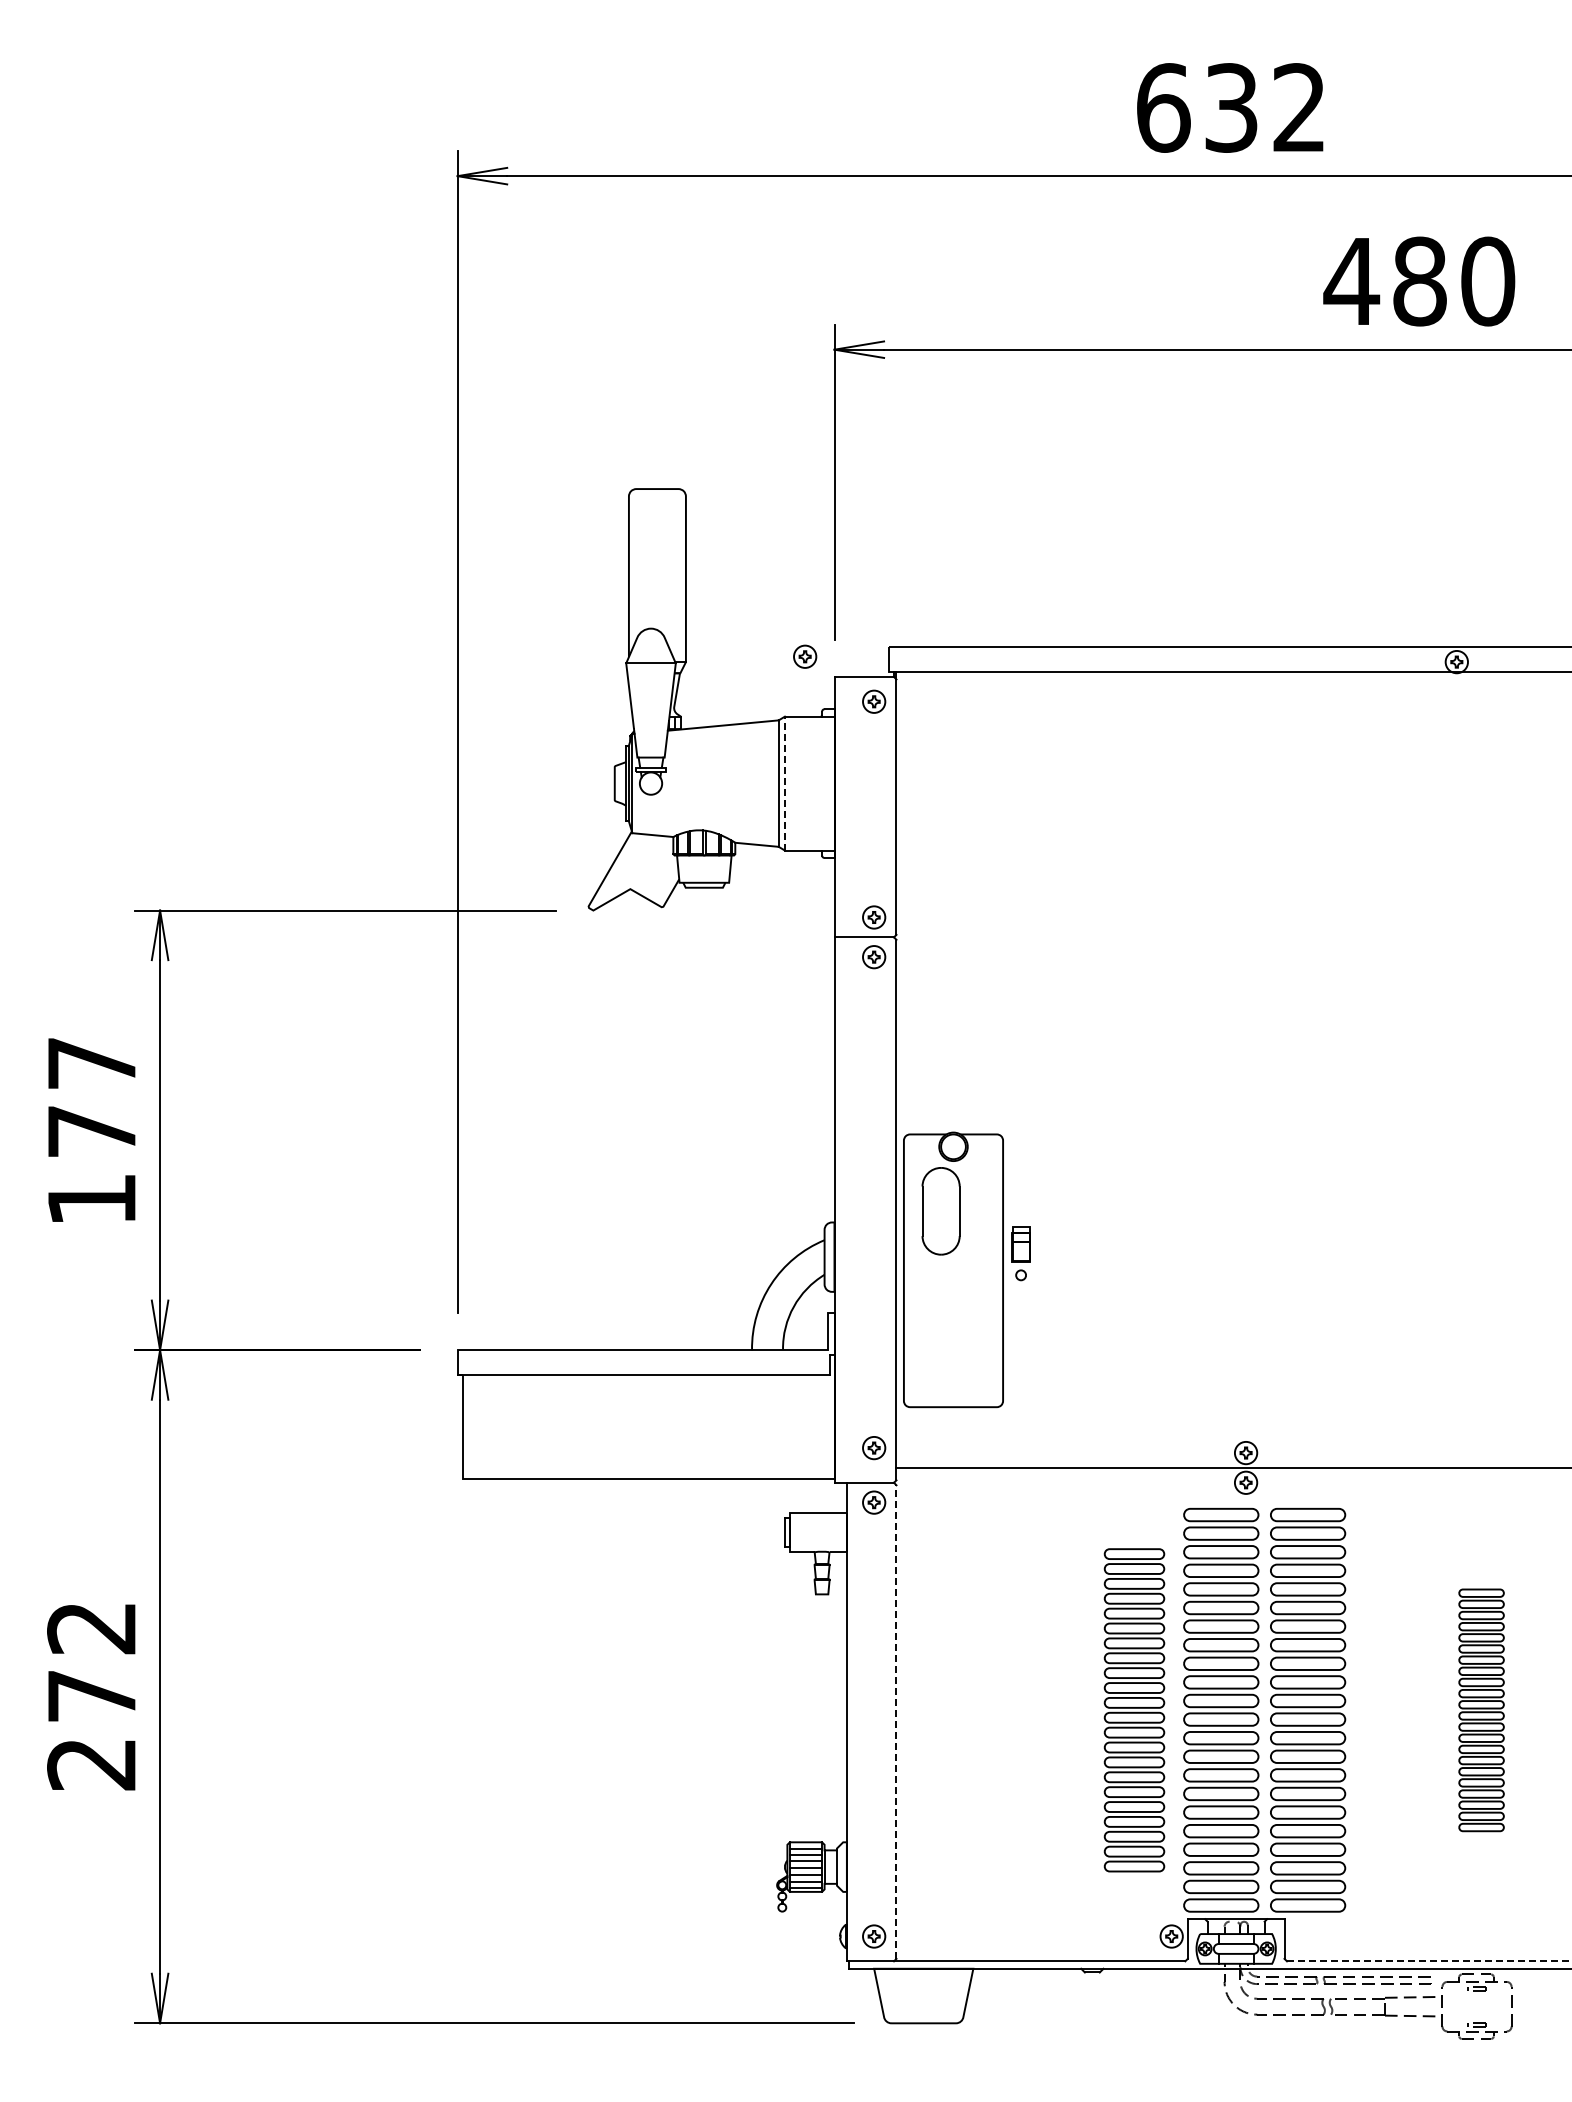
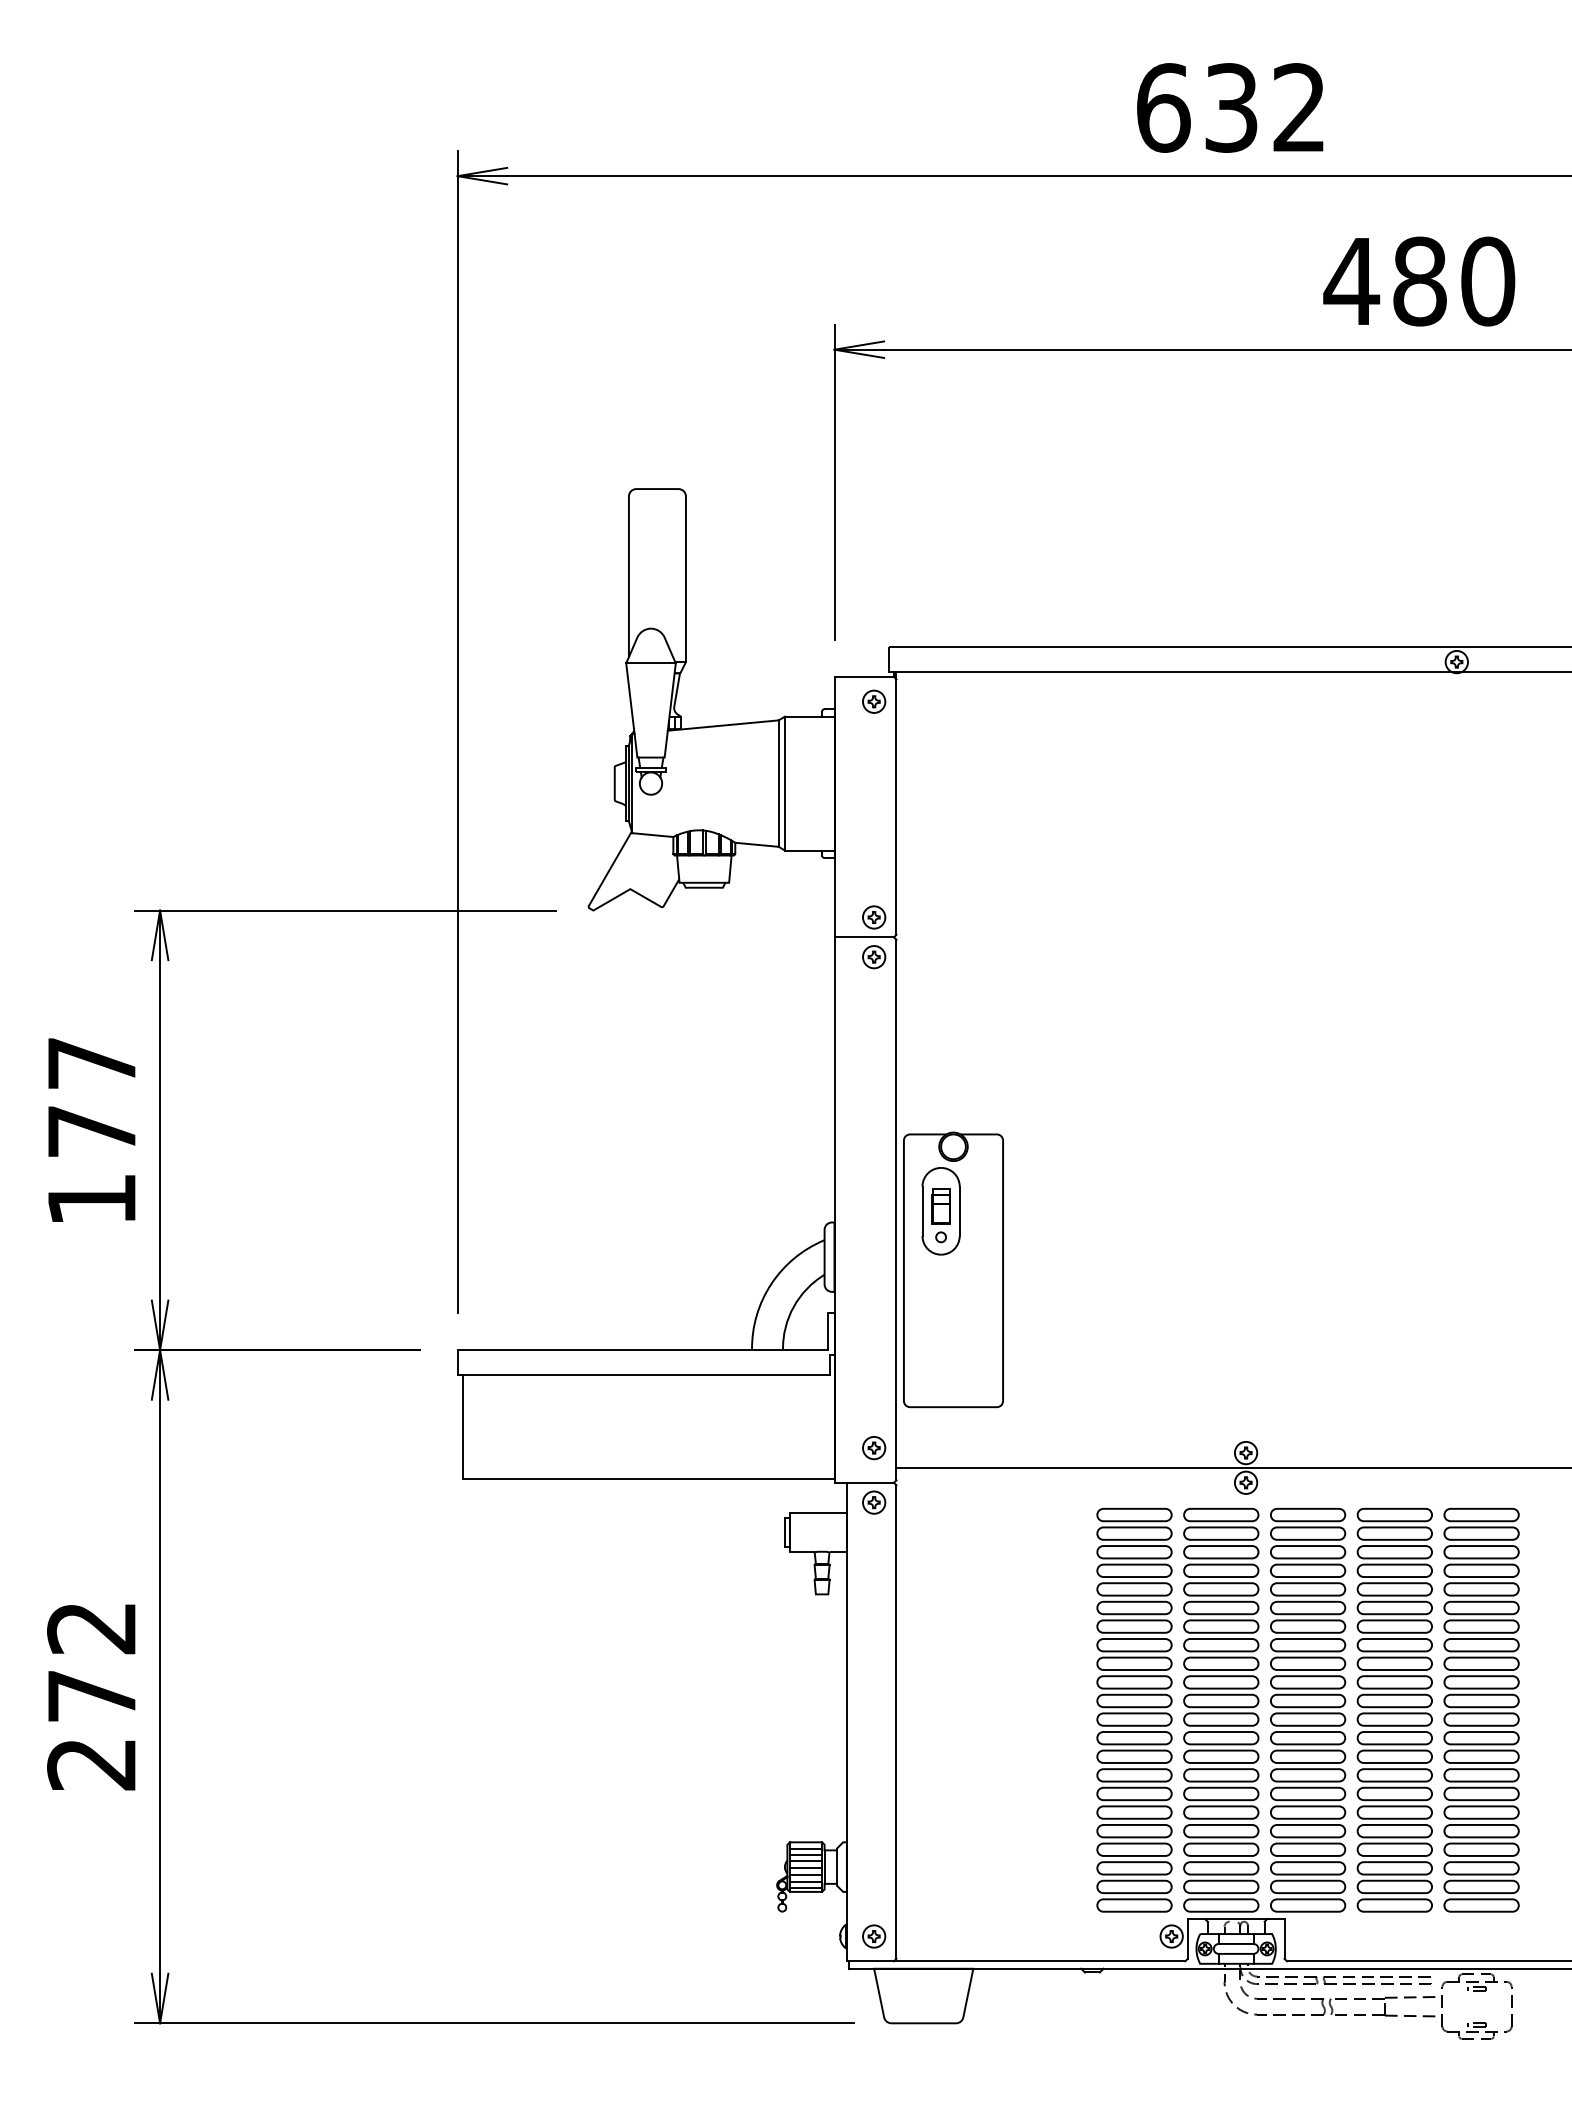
part: present -> none (805, 656)
line: dashed -> solid (784, 783)
part position: (1020, 1253) -> (940, 1215) (940, 1215)
part size: 63x325 px -> 77x405 px (1134, 1710)
part: none -> present (1394, 1710)
part size: 47x245 px -> 77x405 px (1481, 1710)
line: dashed -> solid (896, 1722)
line: dashed -> solid (1429, 1961)
